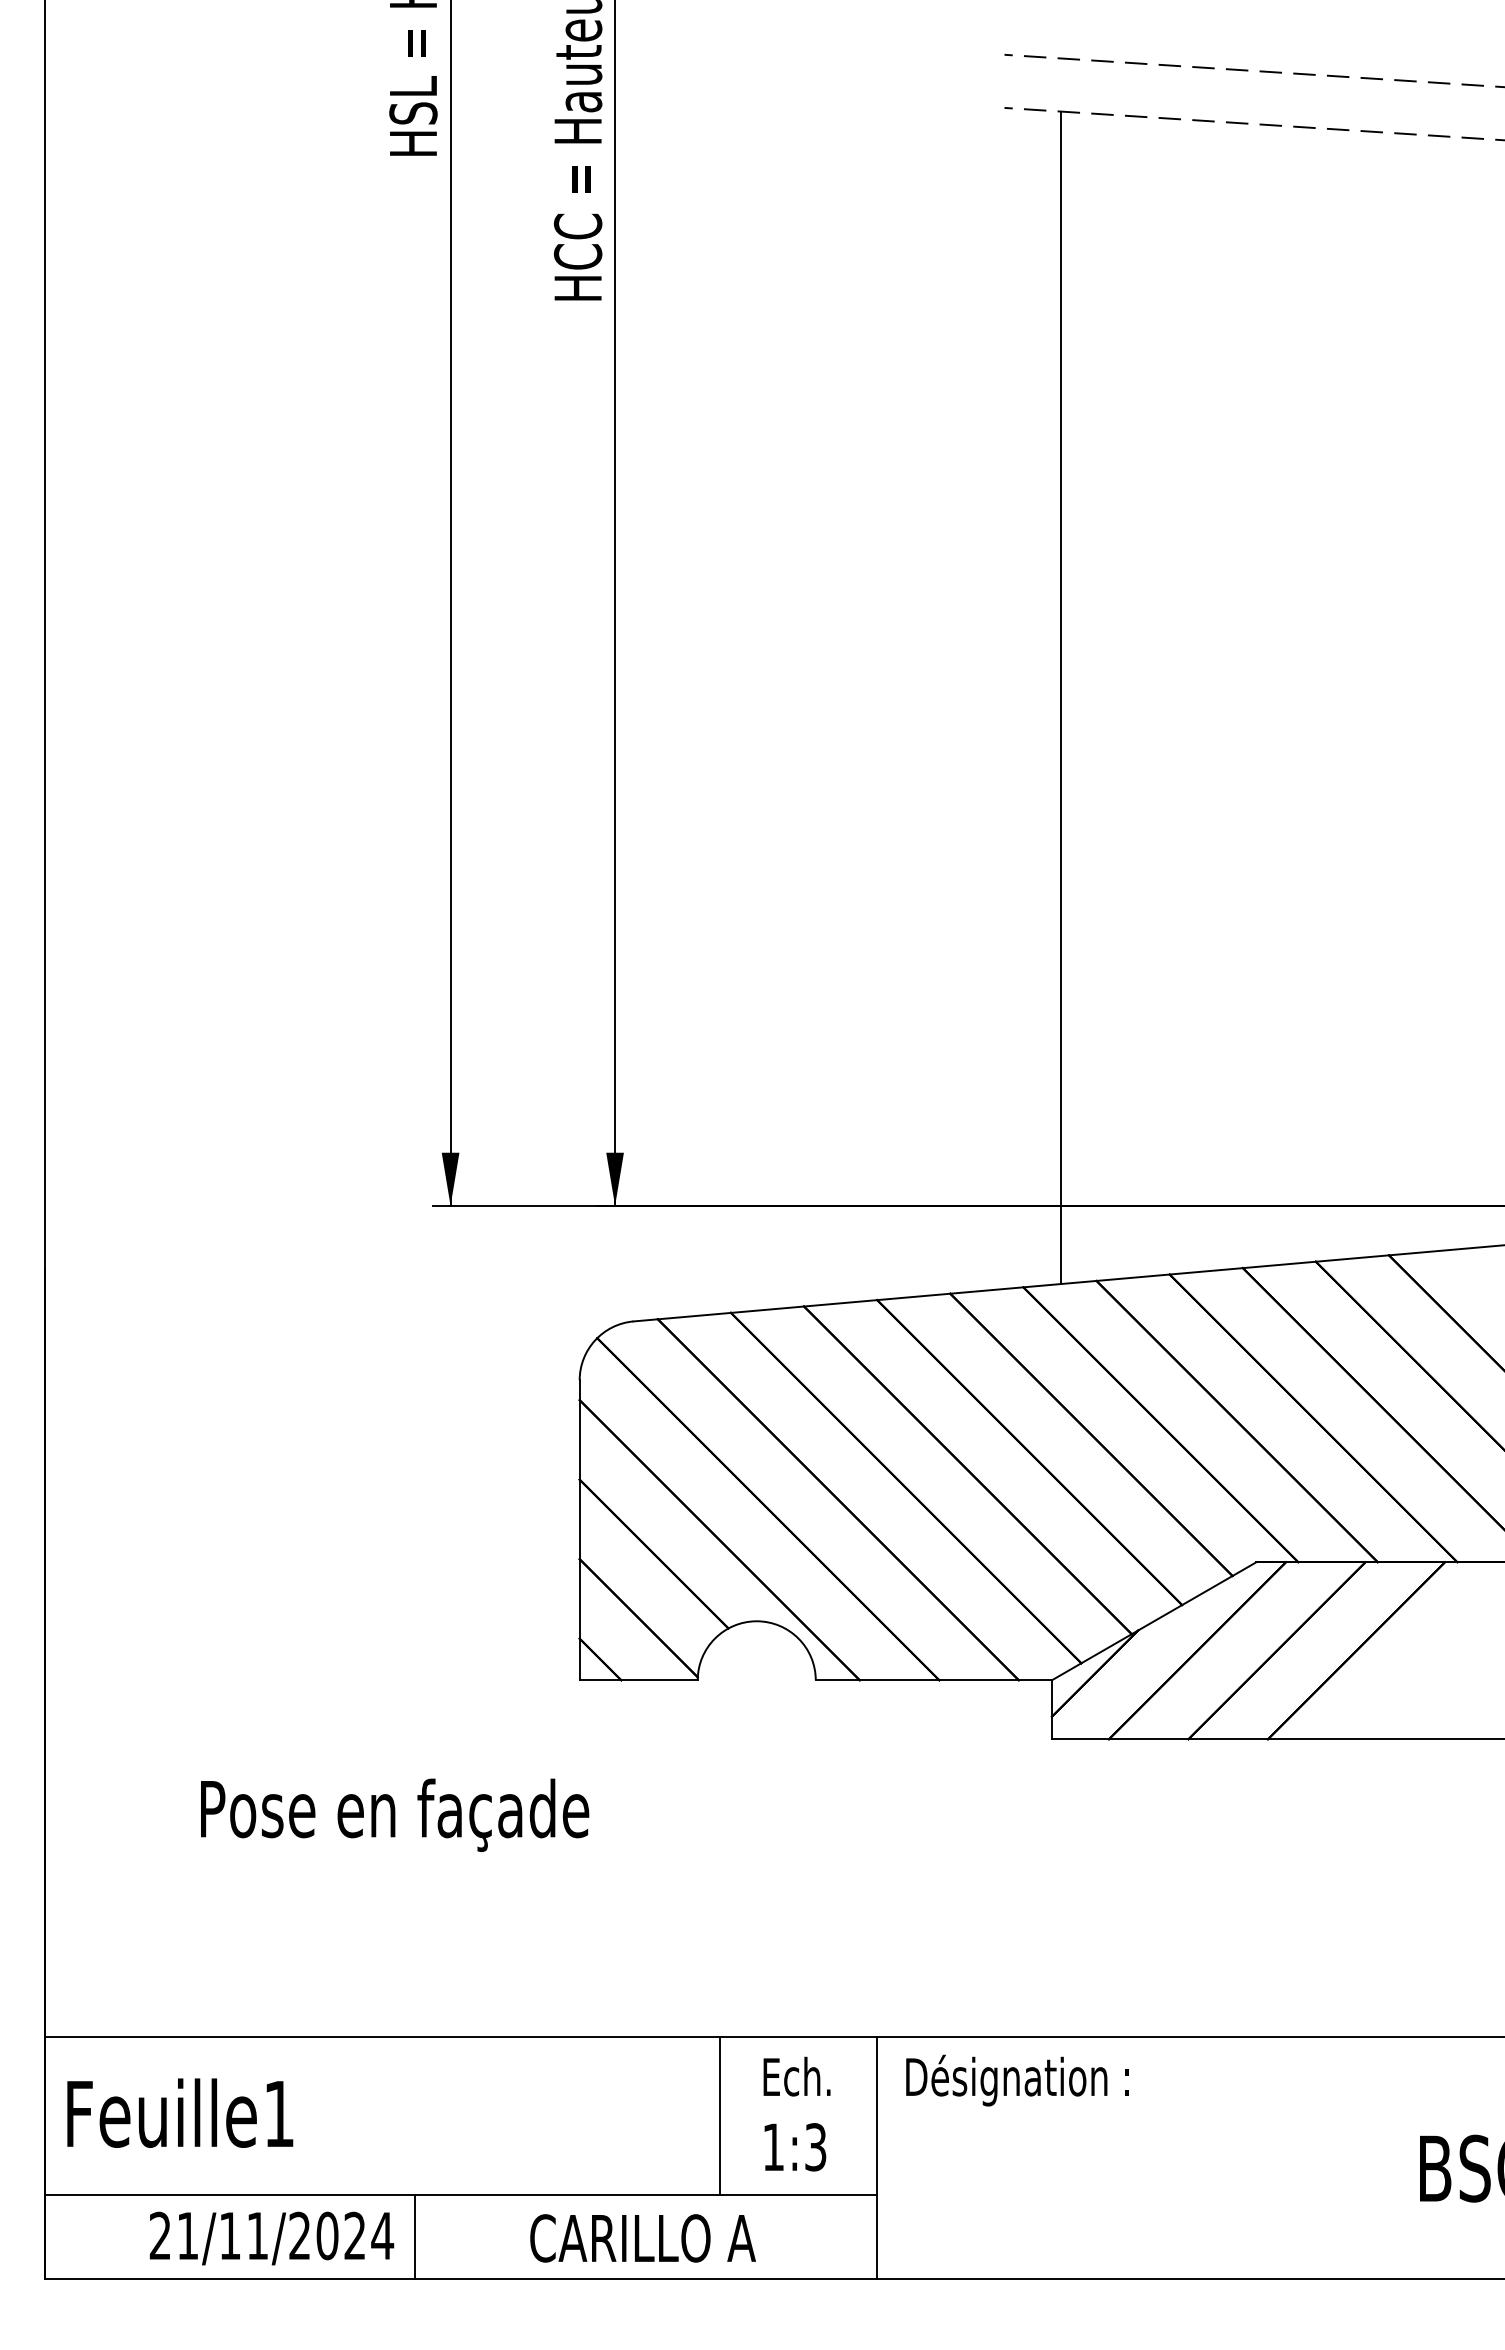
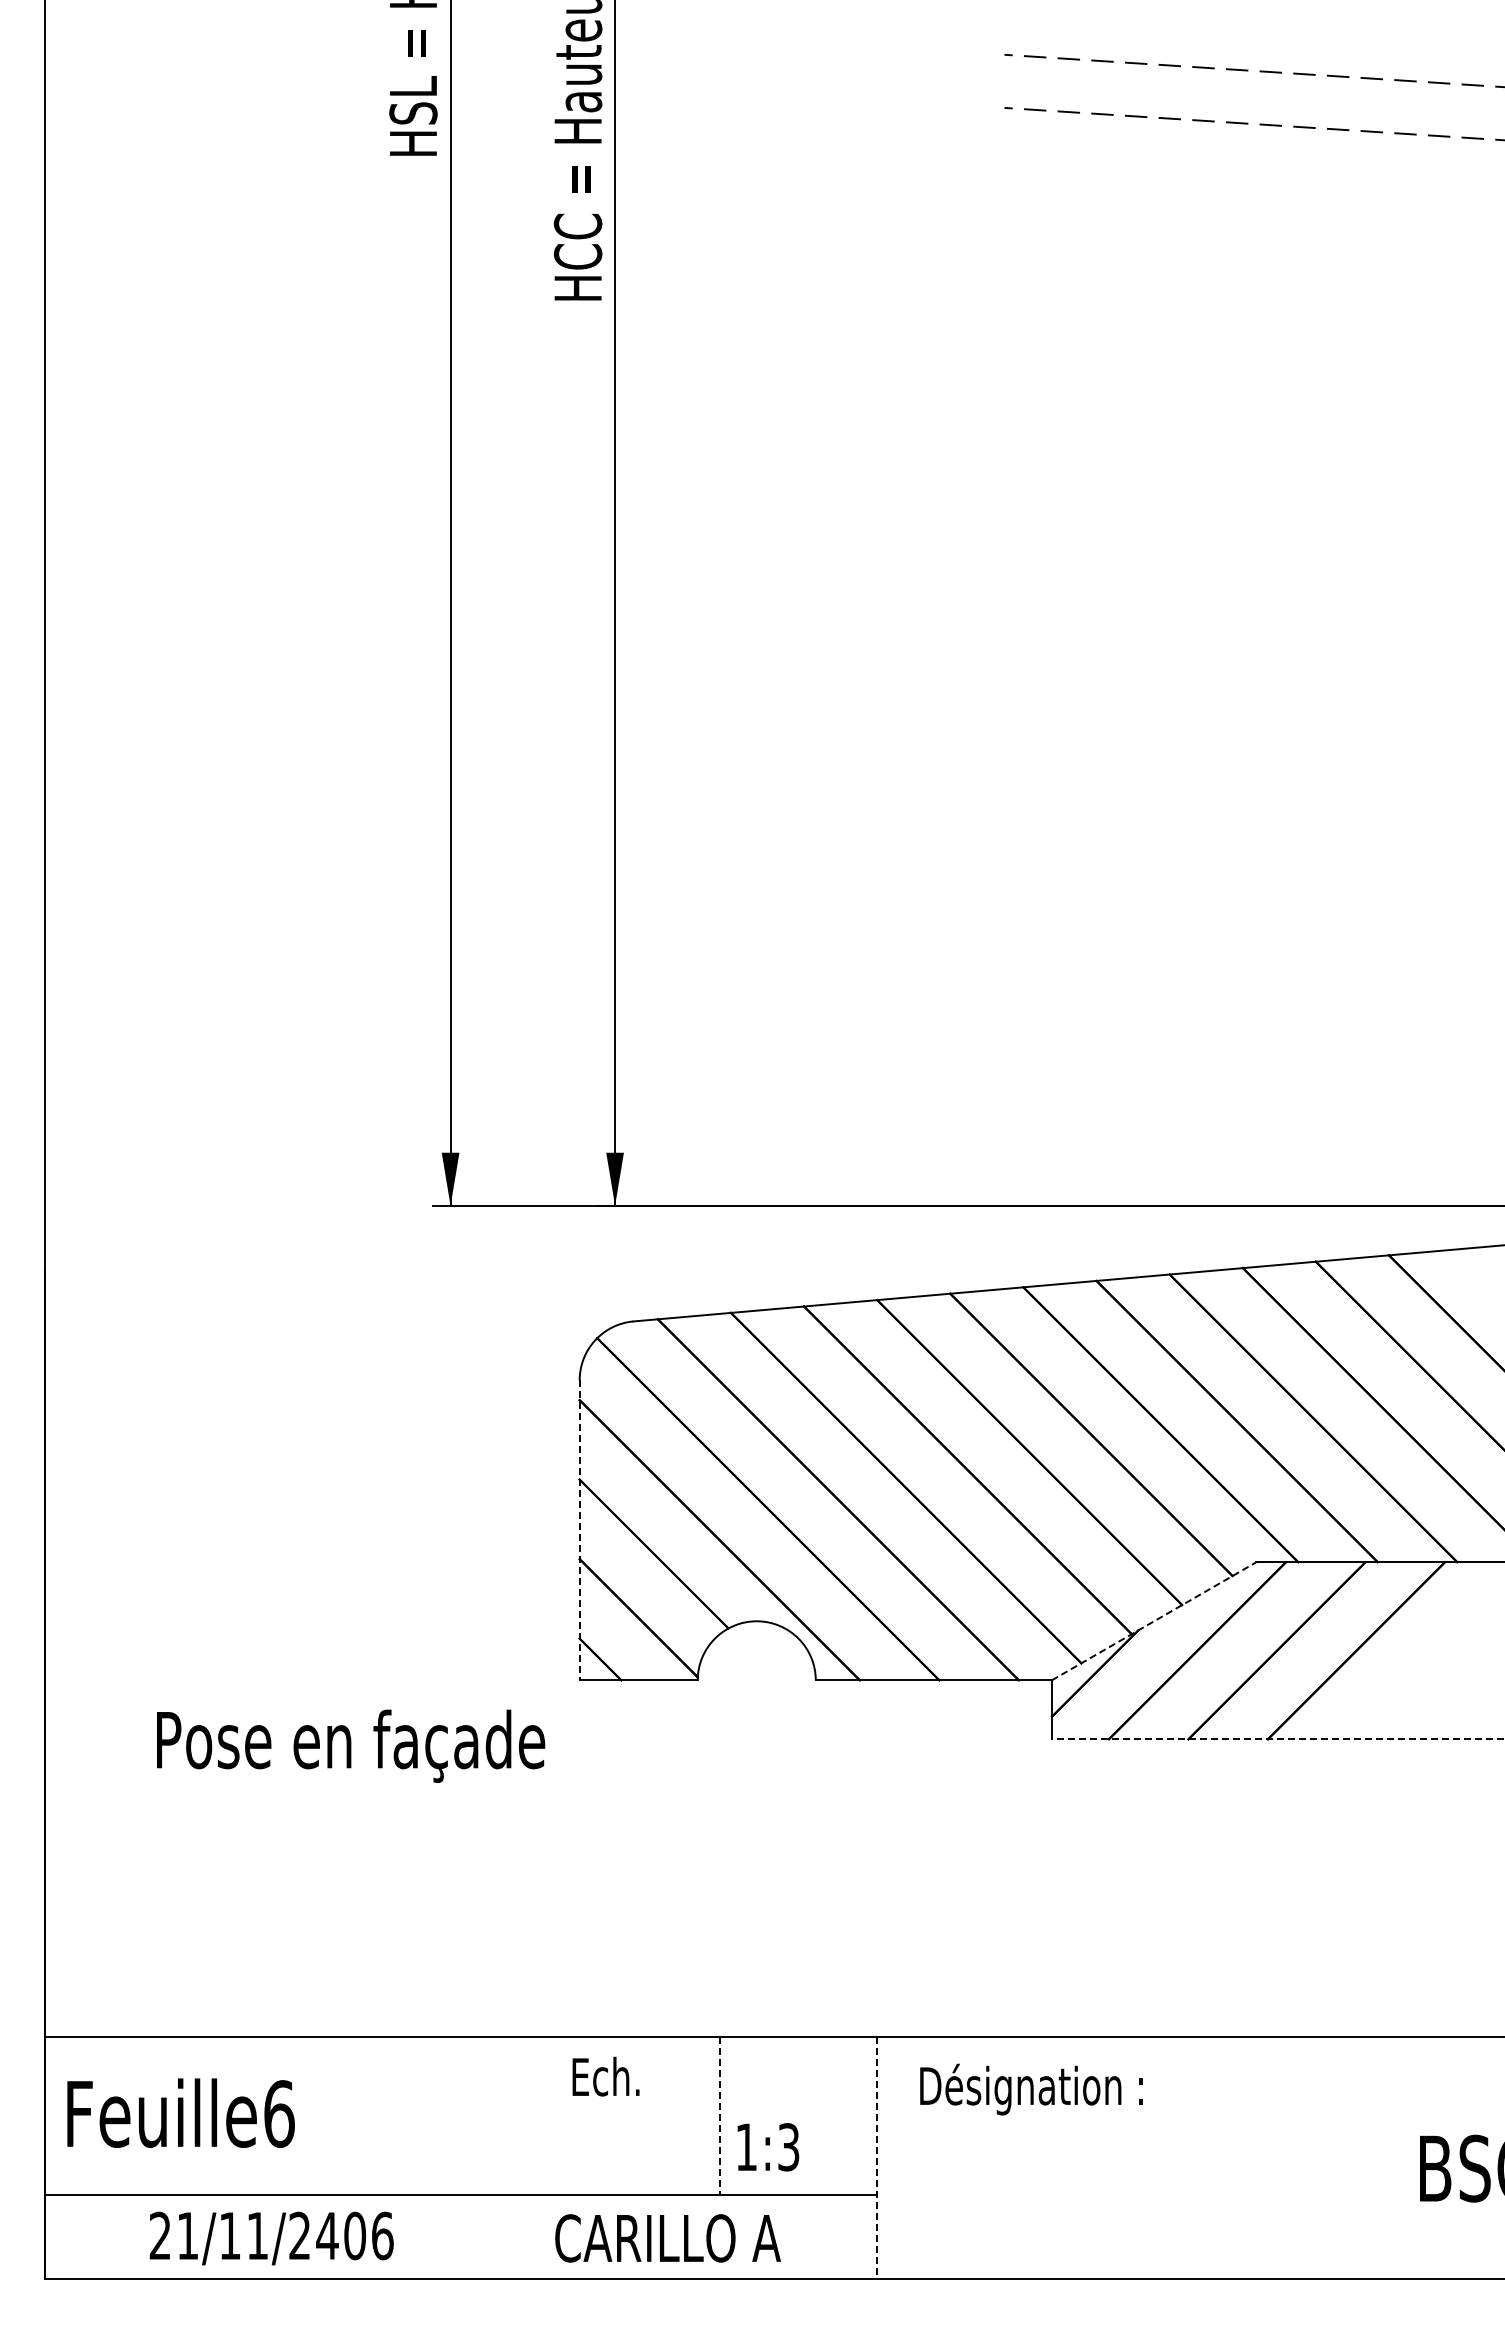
line: present -> none (1060, 697)
line: solid -> dashed (579, 1530)
line: solid -> dashed (1154, 1621)
line: solid -> dashed (1277, 1739)
text position: (395, 1814) -> (351, 1745) (351, 1745)
text position: (796, 2076) -> (605, 2076) (605, 2076)
text position: (1017, 2080) -> (1031, 2089) (1031, 2089)
text: Feuille1 -> Feuille6 (279, 2113)
line: solid -> dashed (720, 2115)
text position: (795, 2147) -> (768, 2147) (768, 2147)
line: solid -> dashed (876, 2158)
text: 21/11/2024 -> 21/11/2406 (355, 2235)
line: present -> none (415, 2236)
text position: (642, 2238) -> (667, 2238) (667, 2238)
